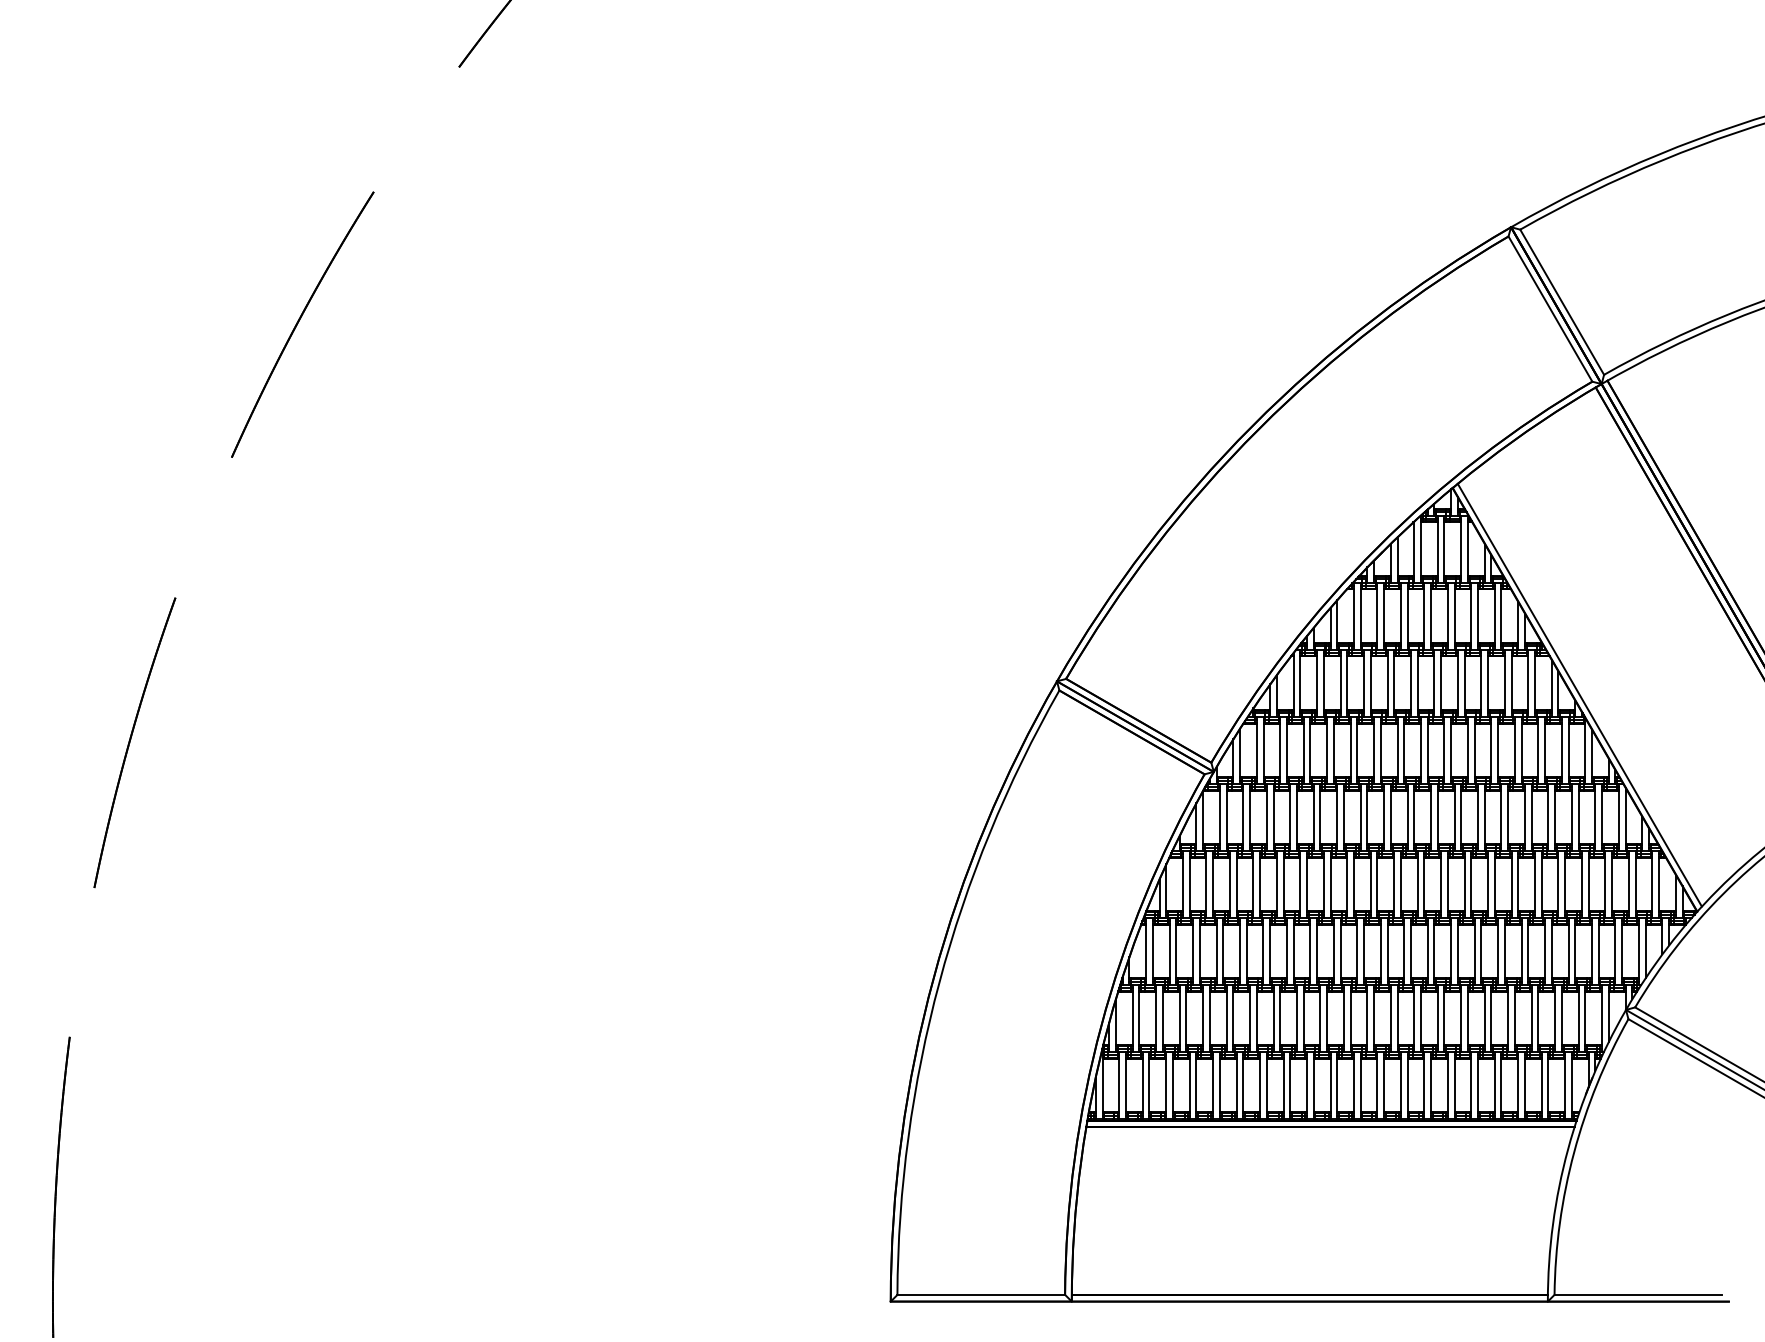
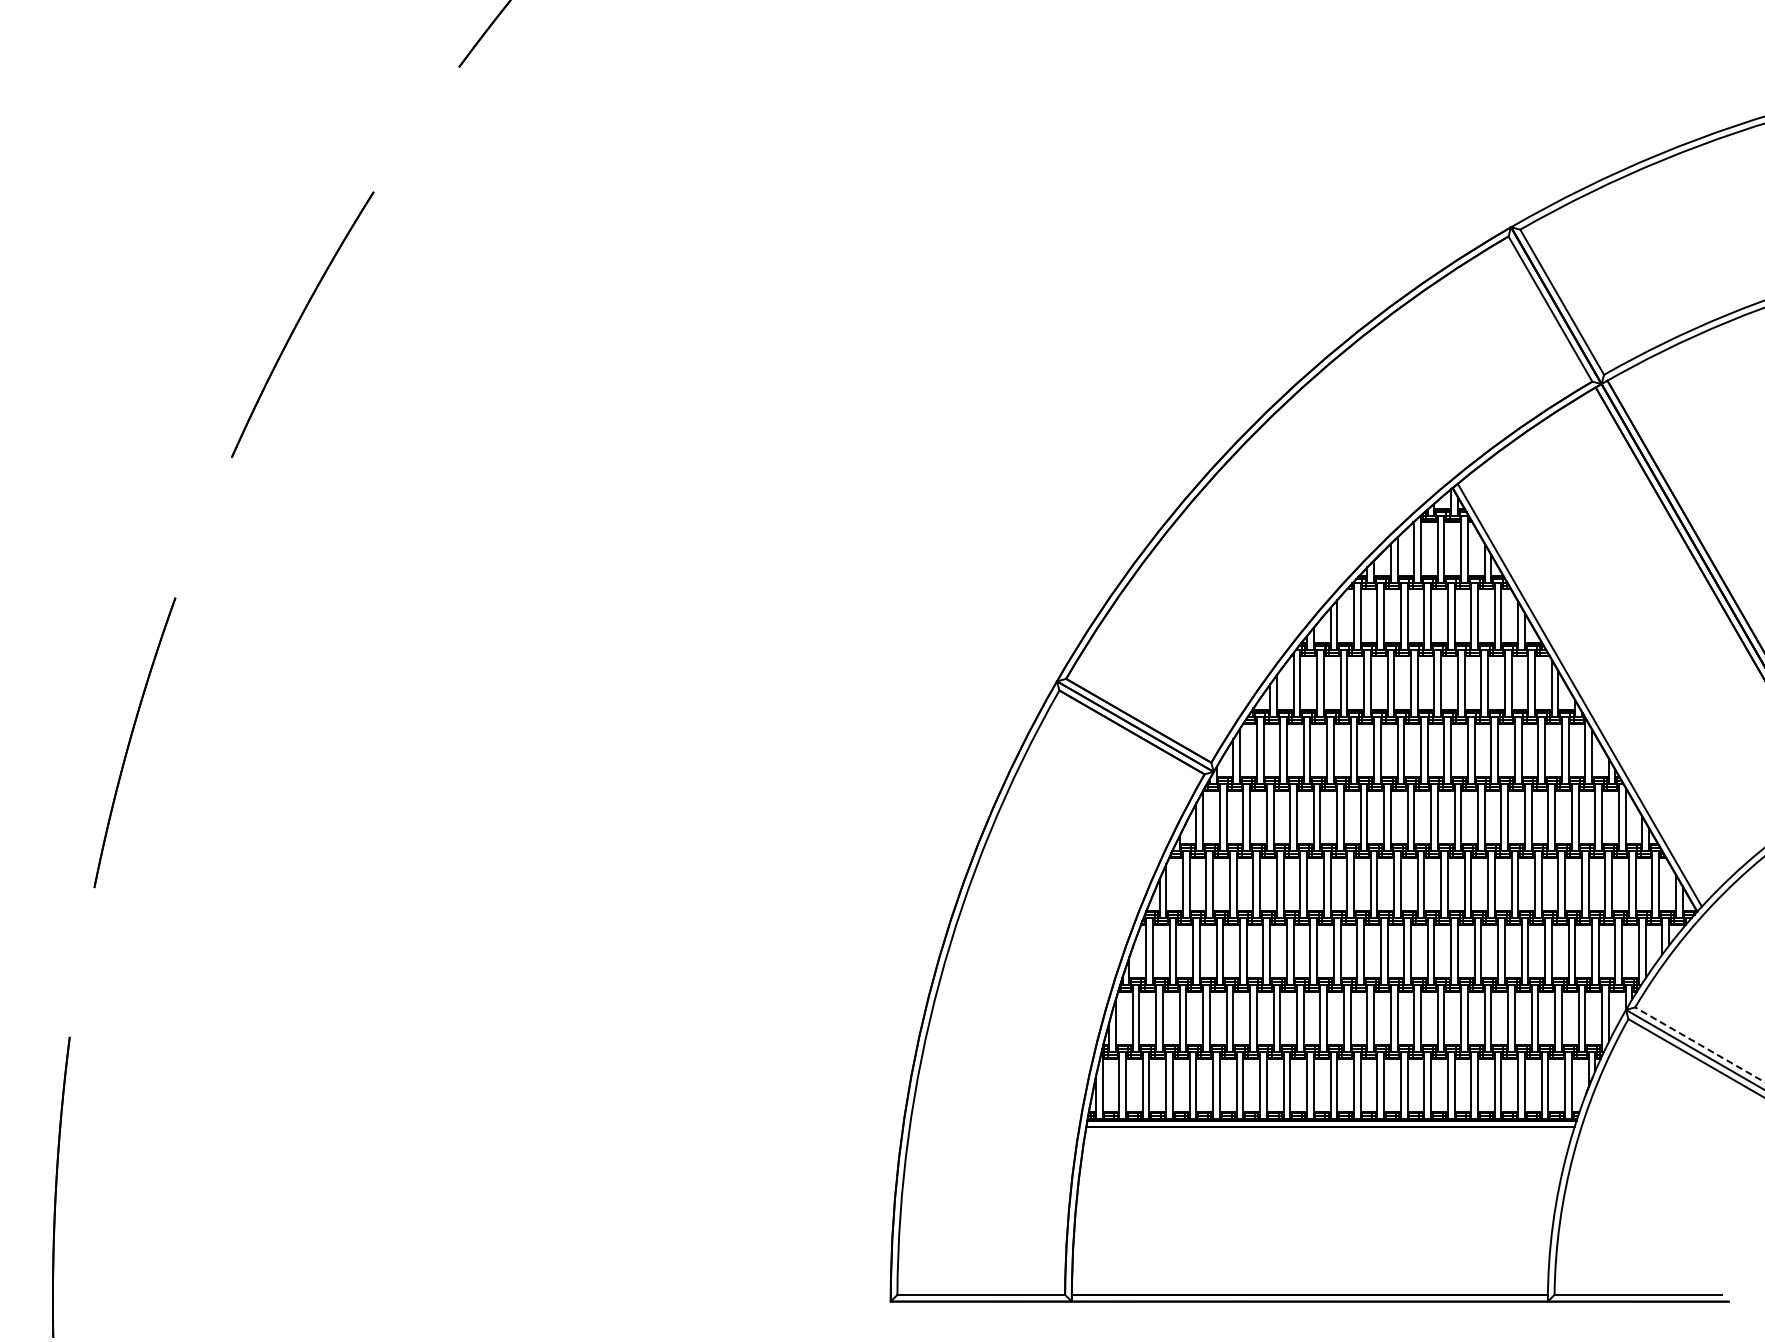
line: solid -> dashed (1700, 1044)
